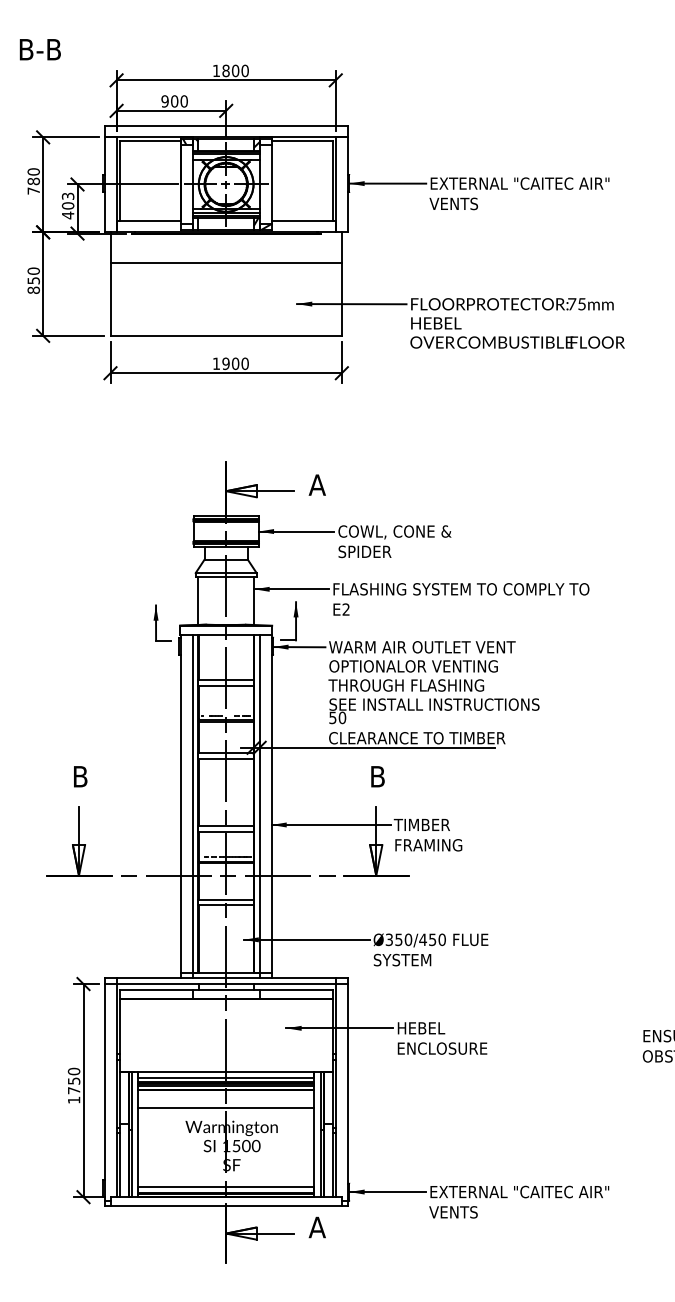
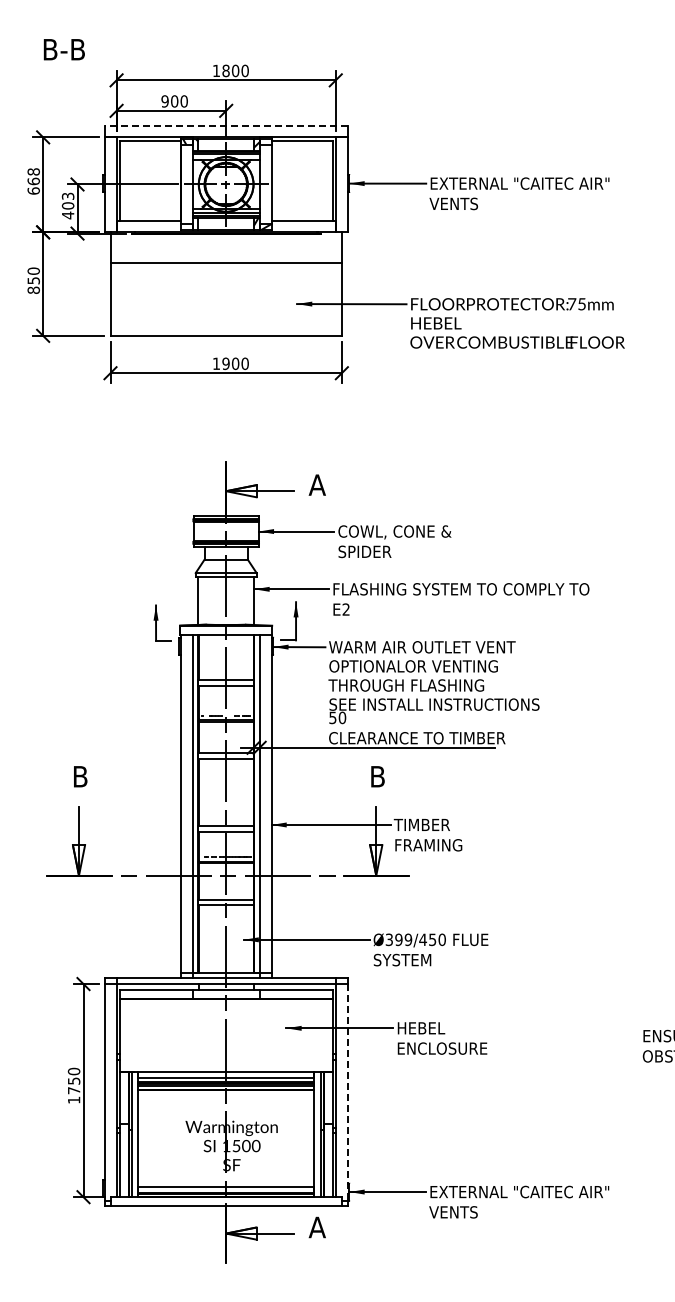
text position: (39, 49) -> (63, 49) (63, 49)
line: solid -> dashed (225, 125)
text: 780 -> 668 (33, 181)
text: Ø350/450 -> Ø399/450 (403, 939)
line: solid -> dashed (347, 1092)
line: present -> none (225, 1107)
